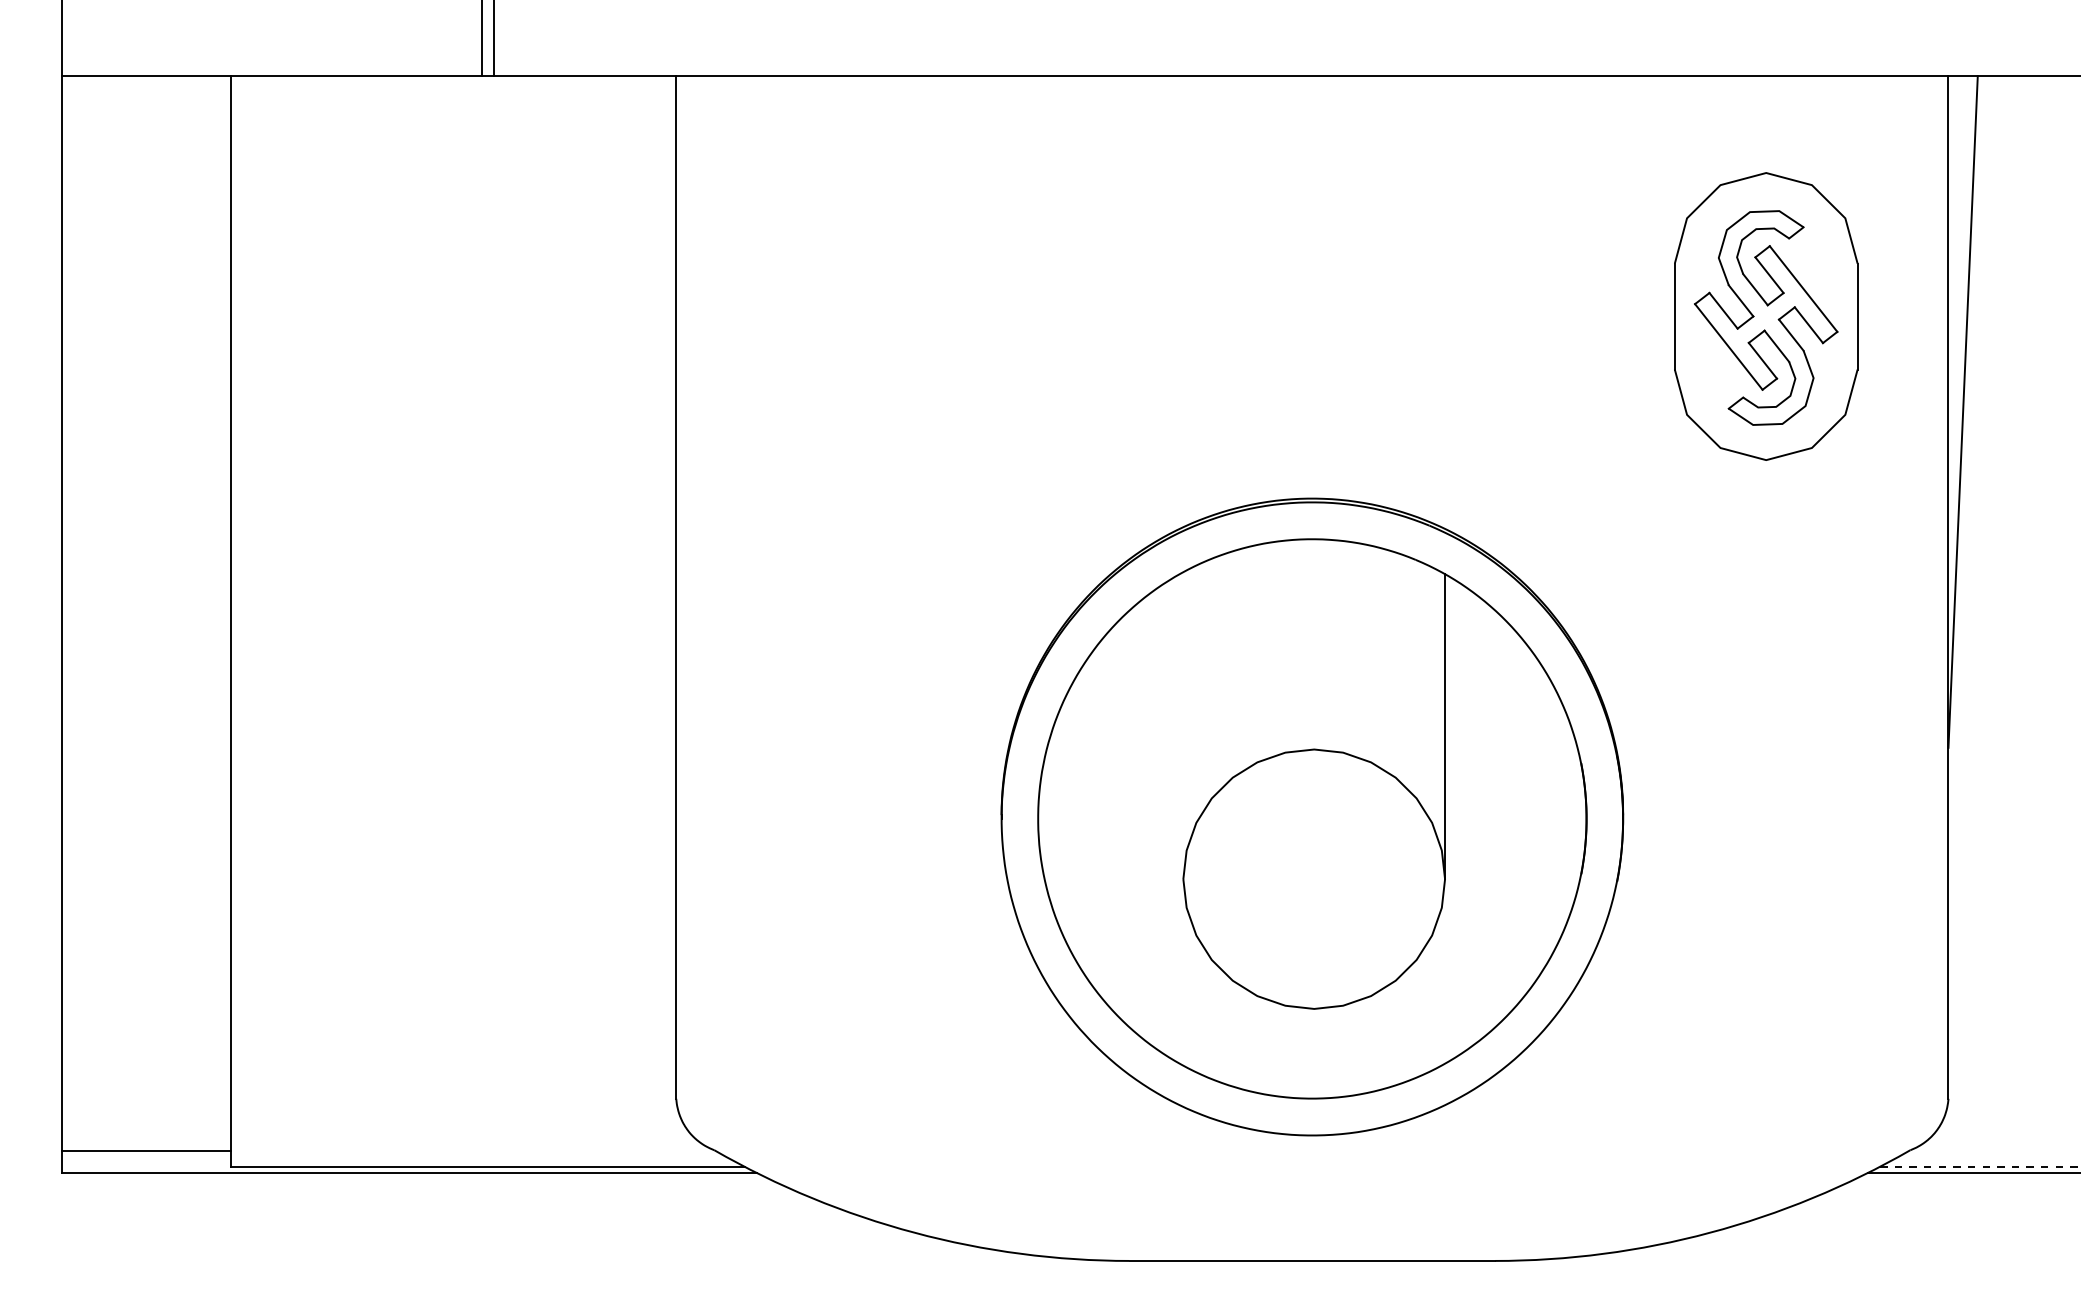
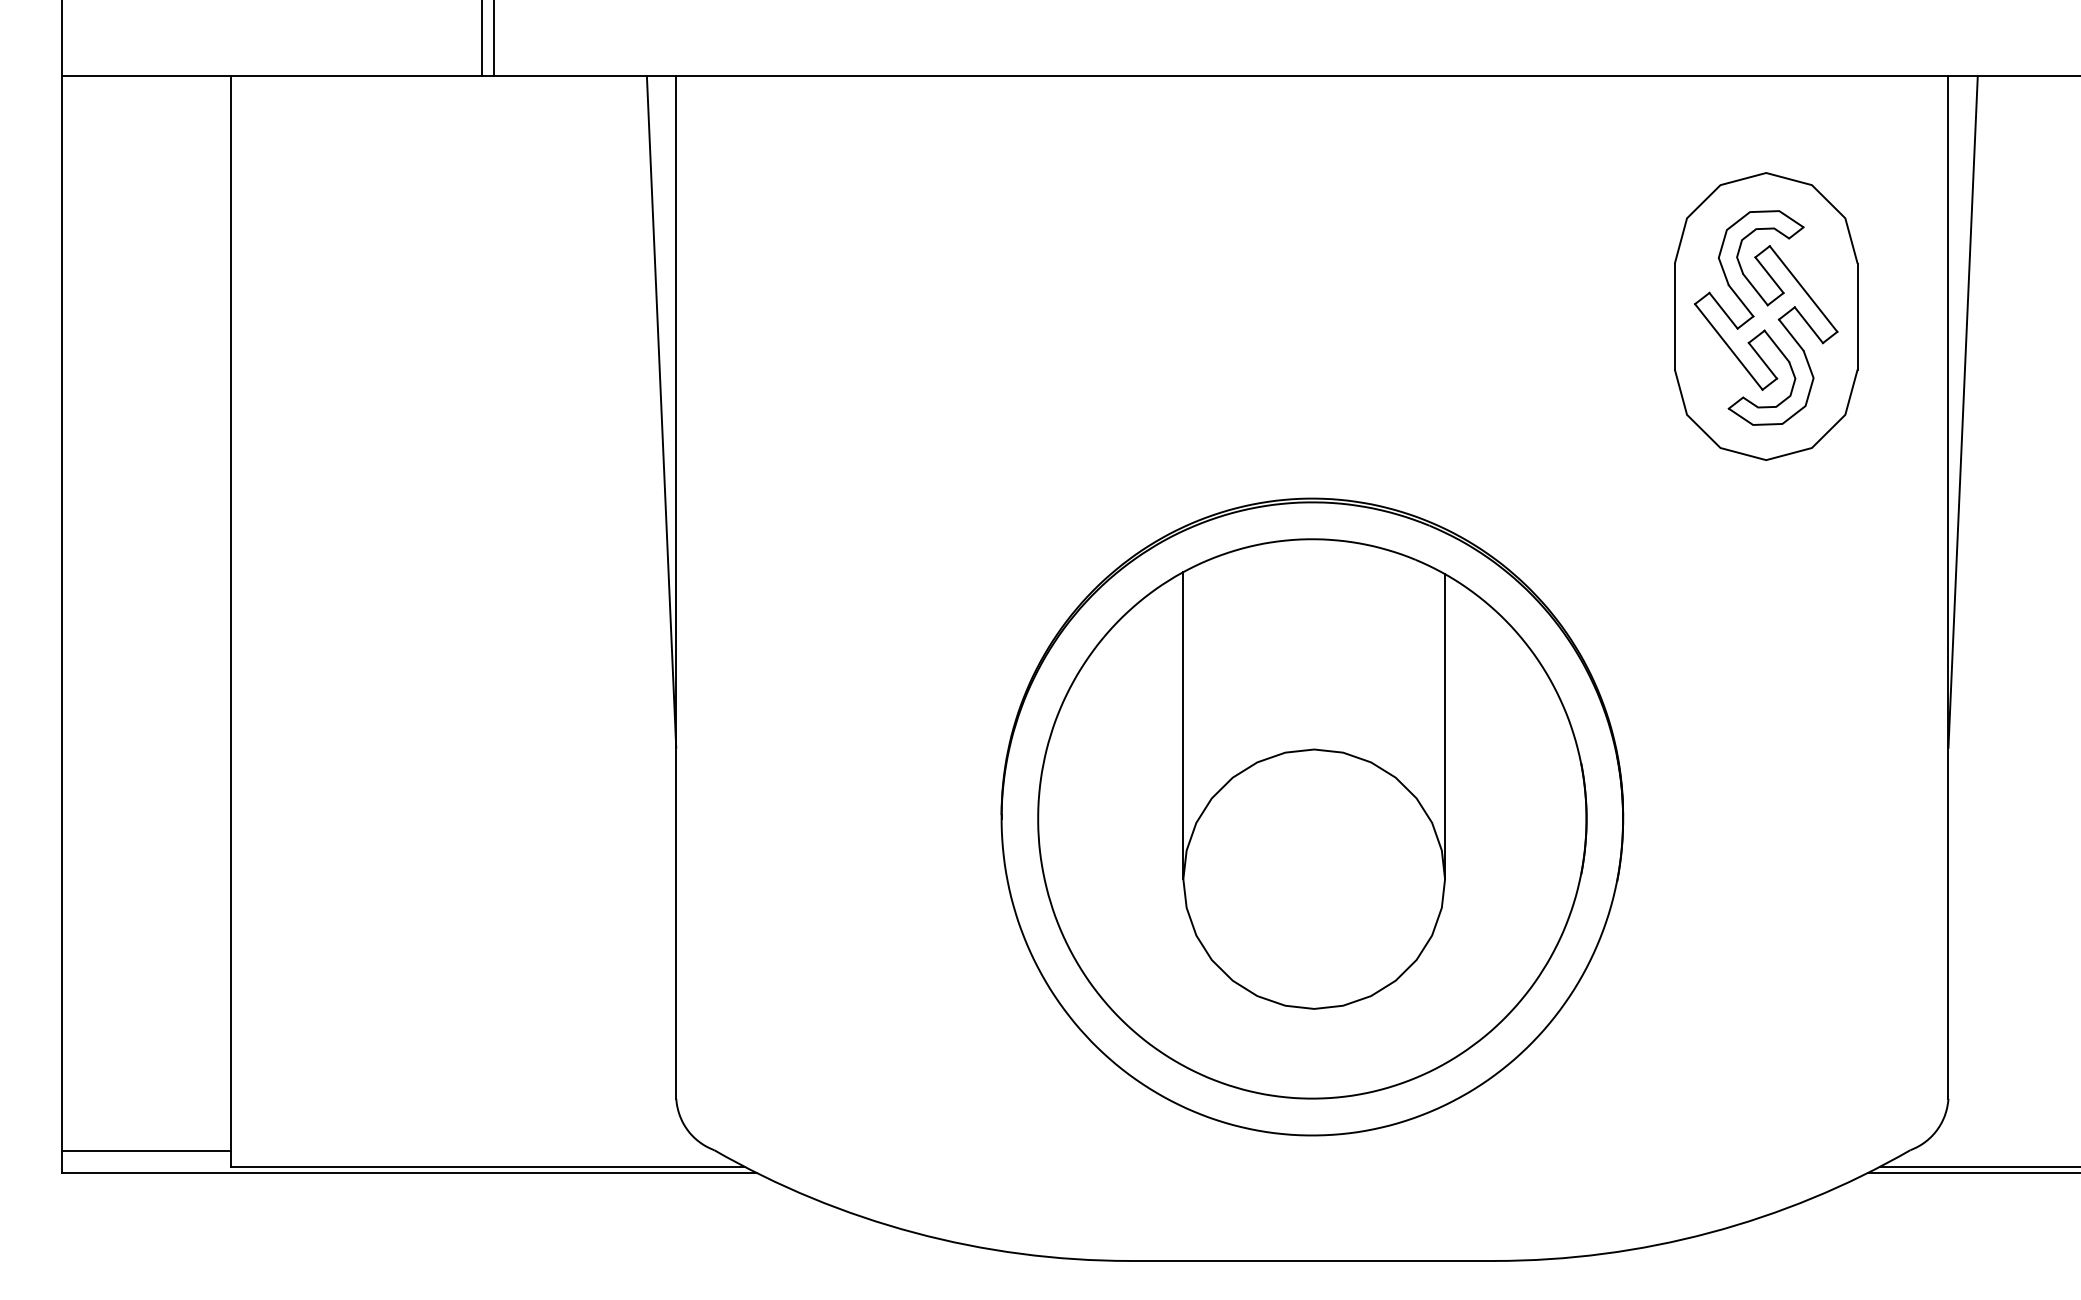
line: none -> present (661, 411)
line: none -> present (1183, 725)
line: dashed -> solid (1980, 1166)
